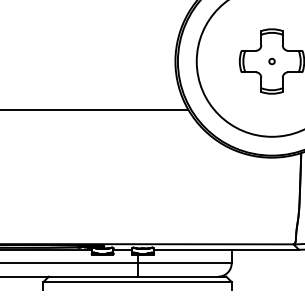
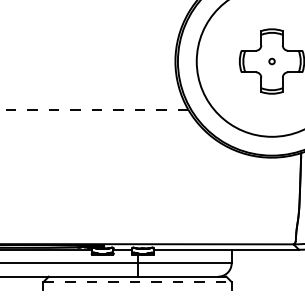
line: solid -> dashed (94, 109)
line: solid -> dashed (138, 282)
